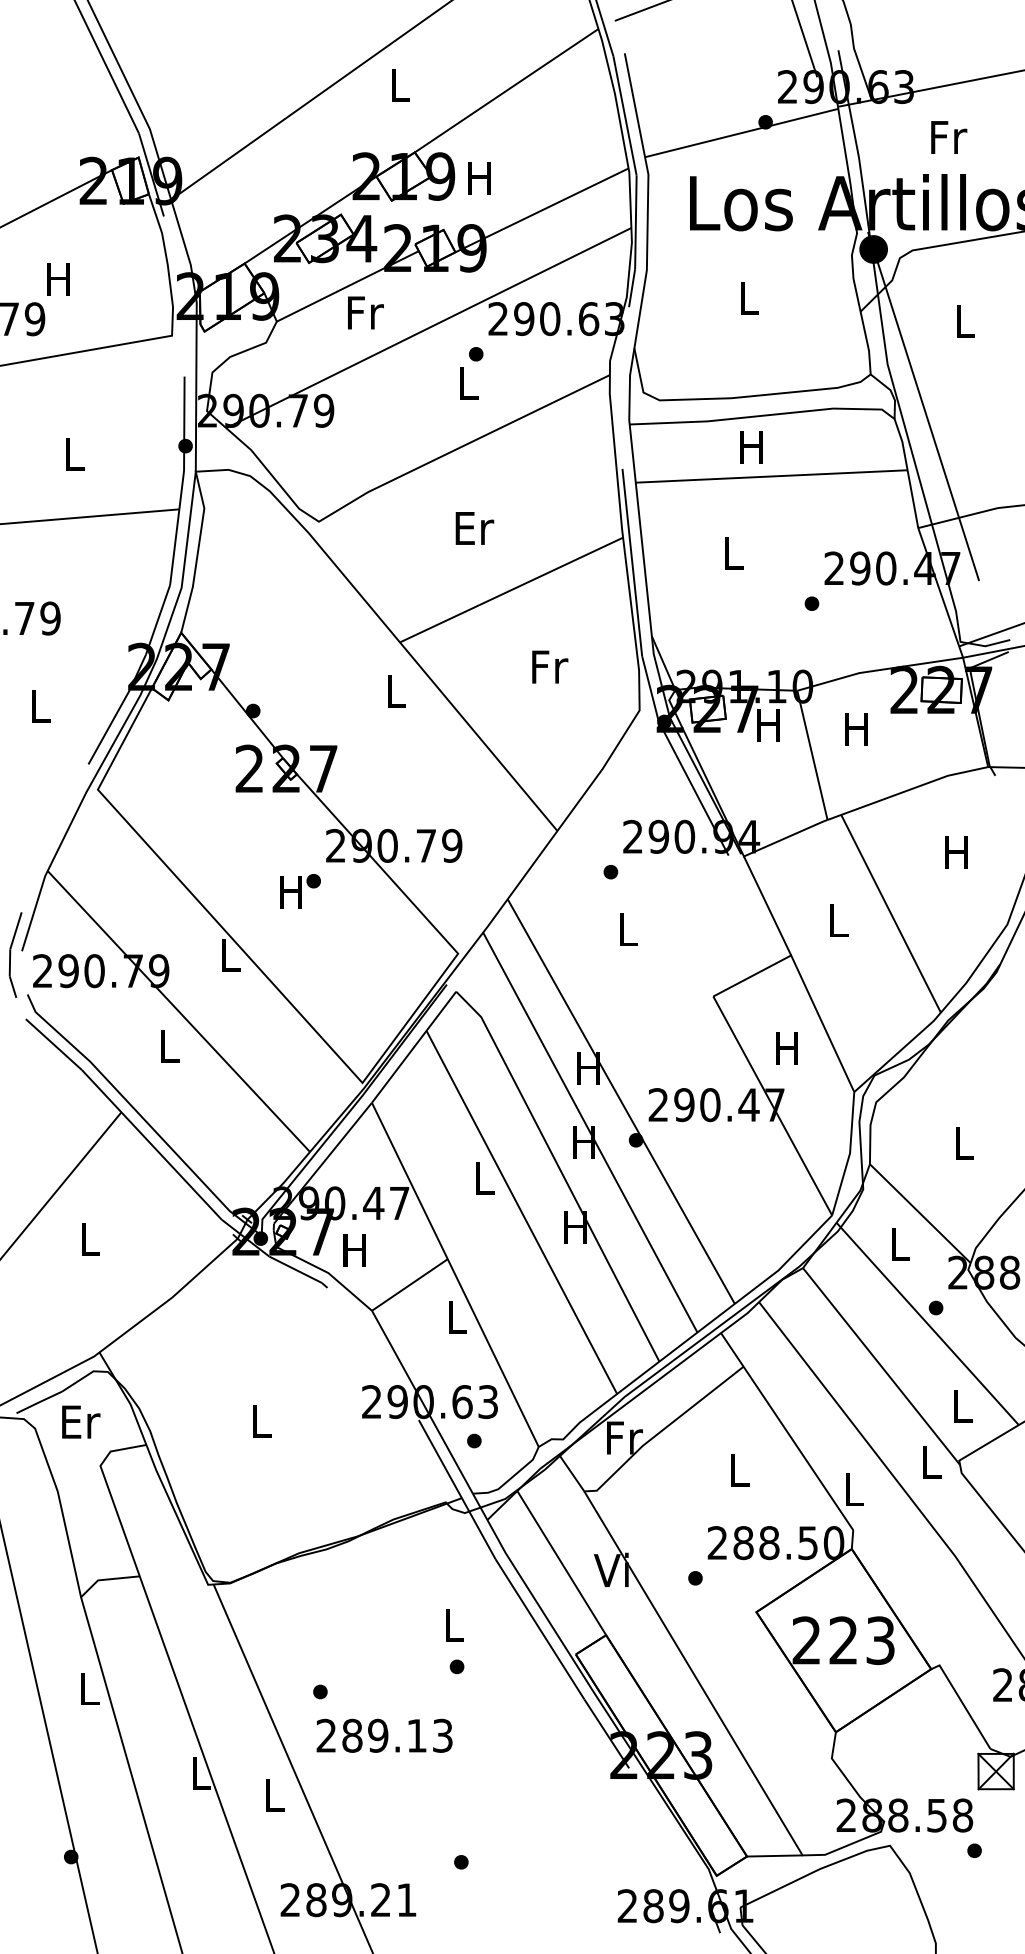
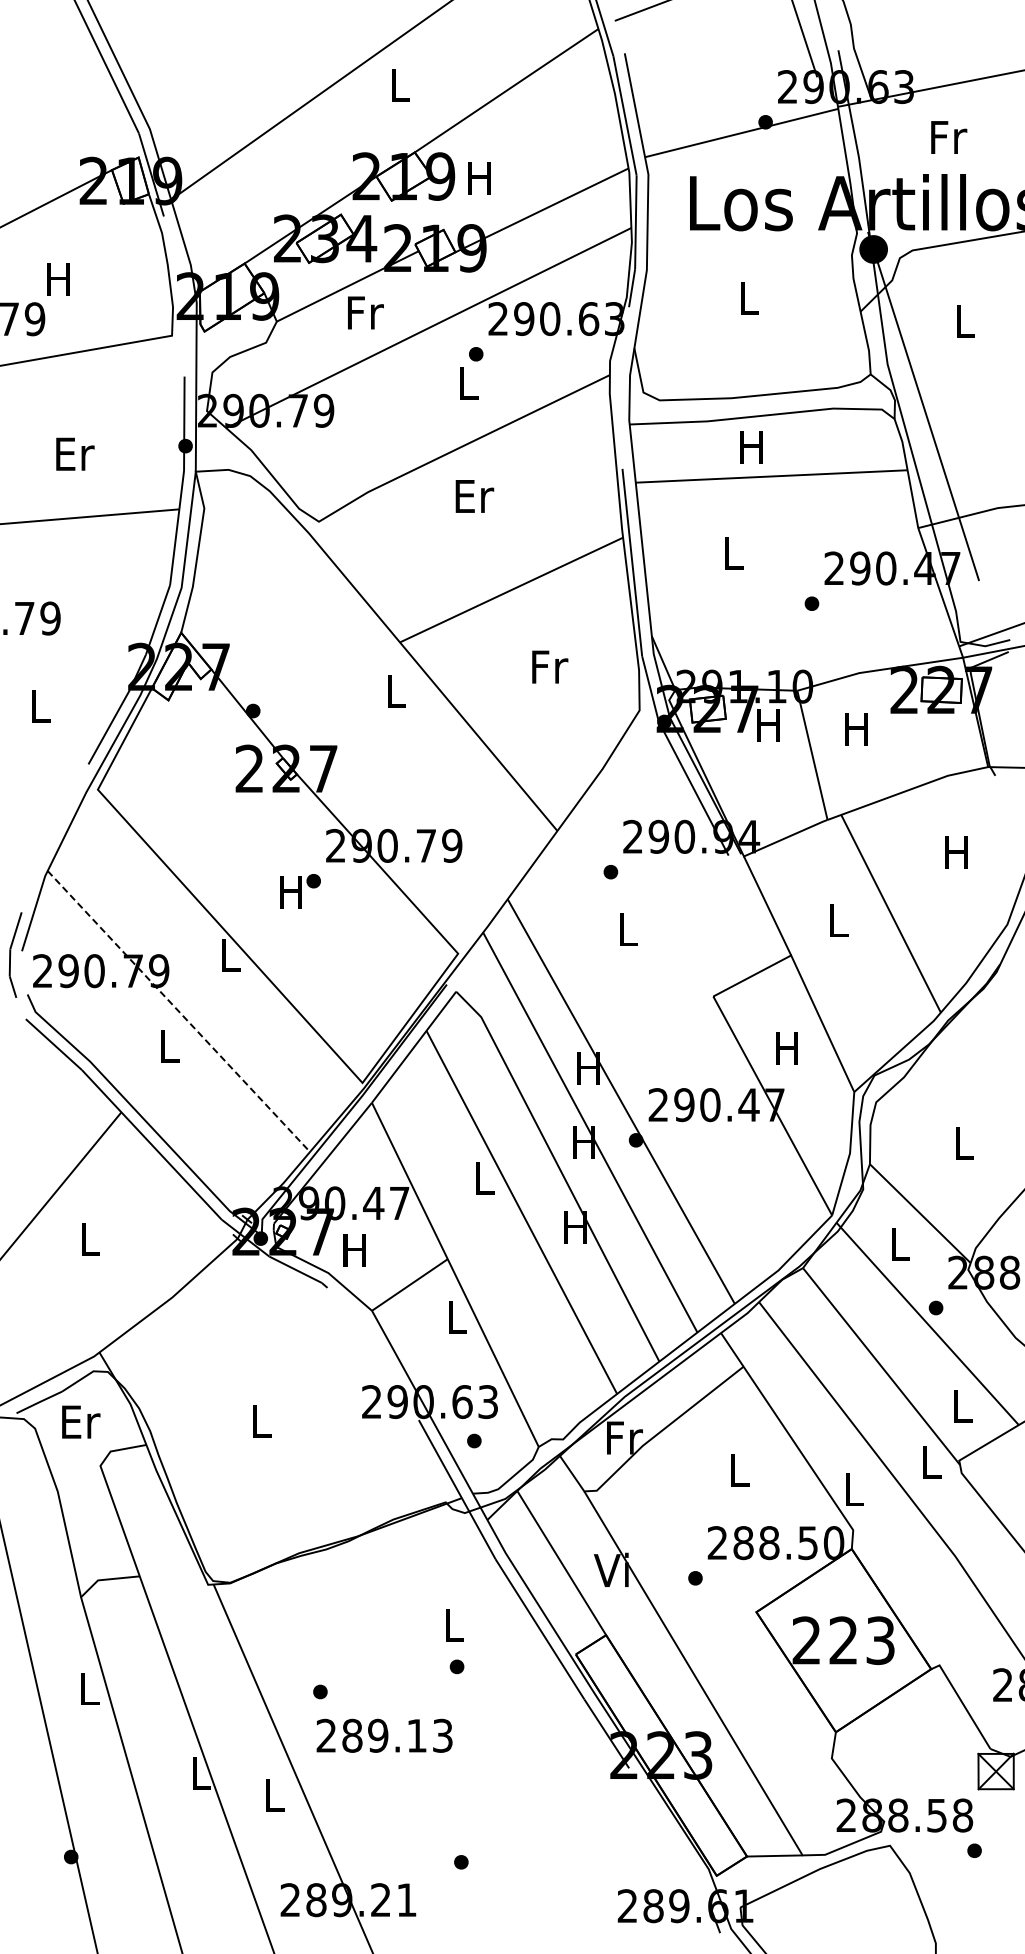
text: L -> Er (75, 453)
text position: (474, 528) -> (474, 496) (474, 496)
line: solid -> dashed (179, 1011)
